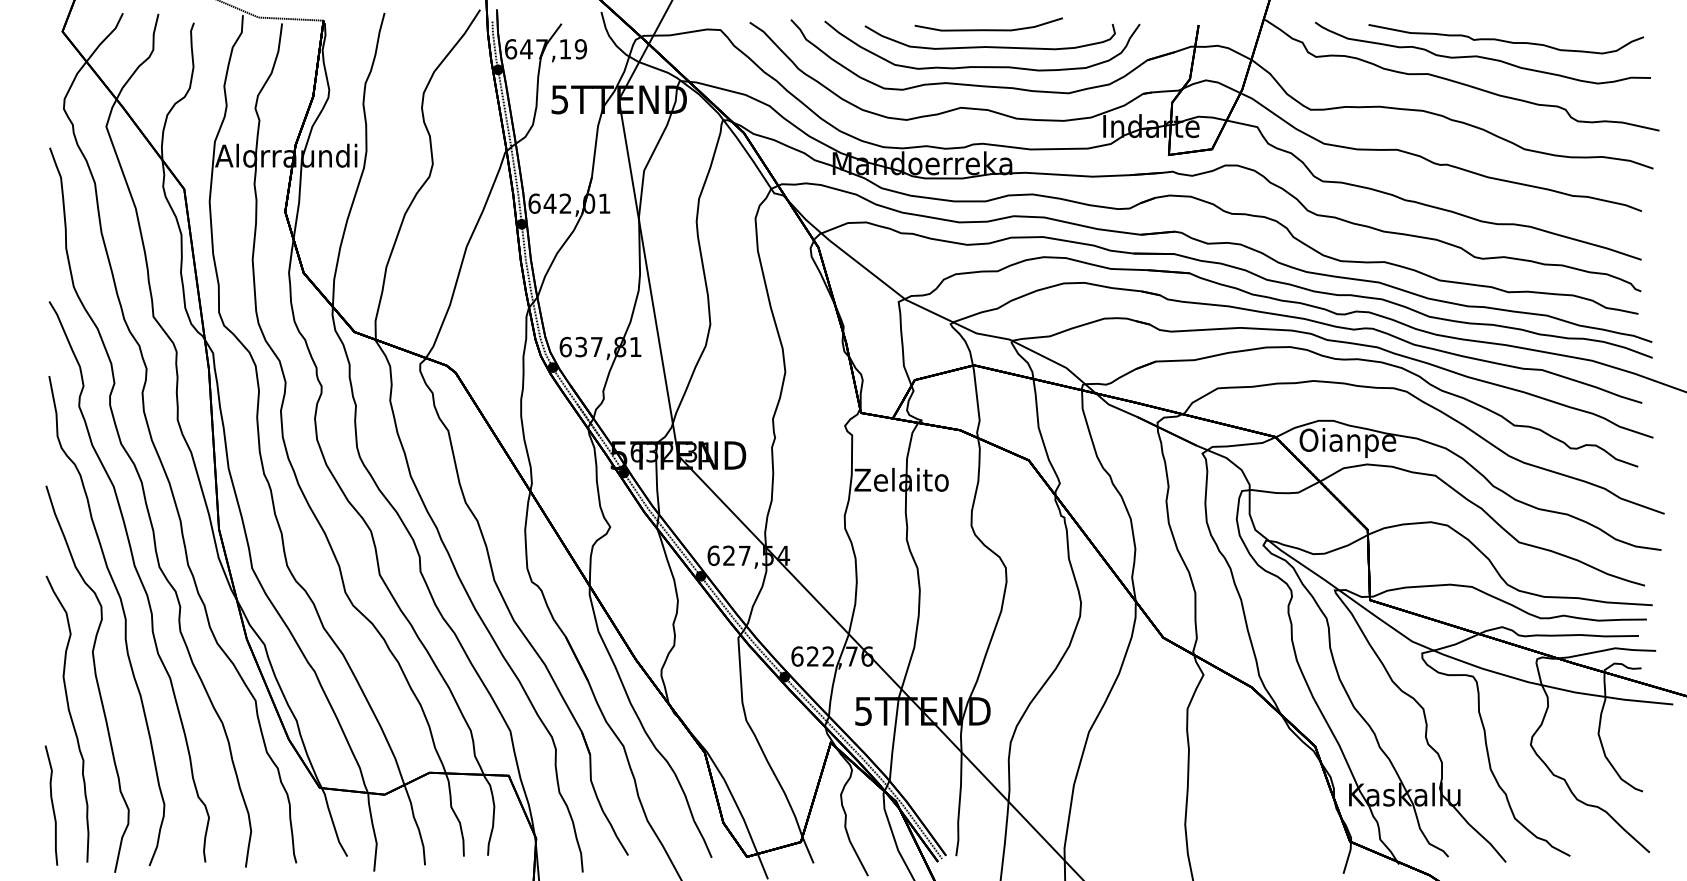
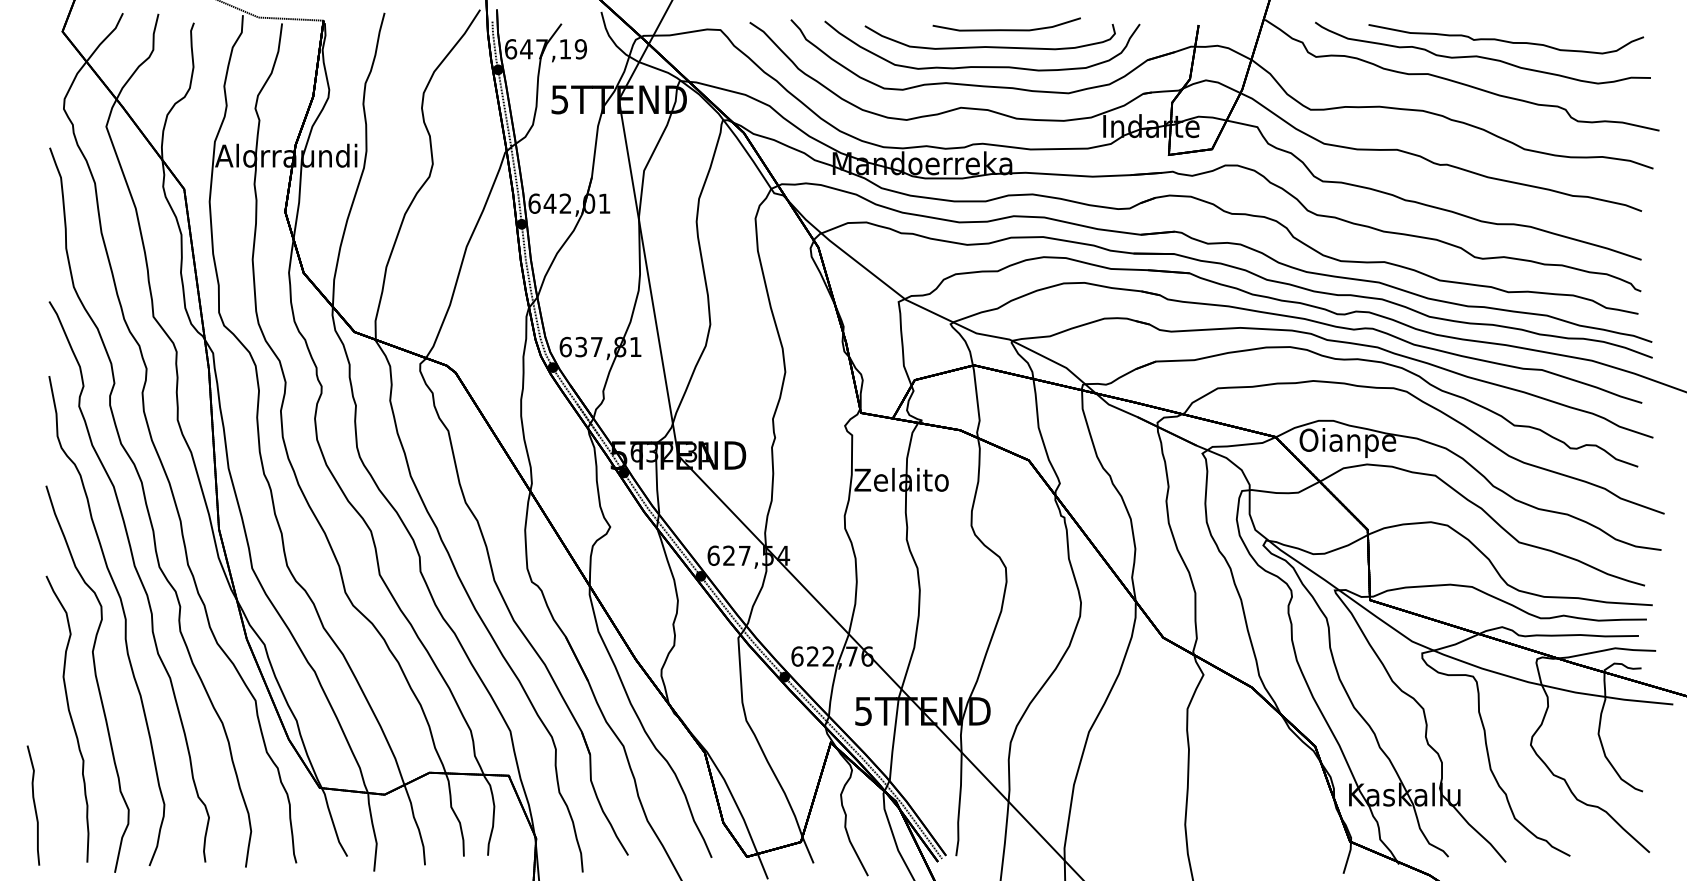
part position: (988, 24) -> (1006, 24) (1006, 24)
part position: (51, 805) -> (33, 805) (33, 805)
